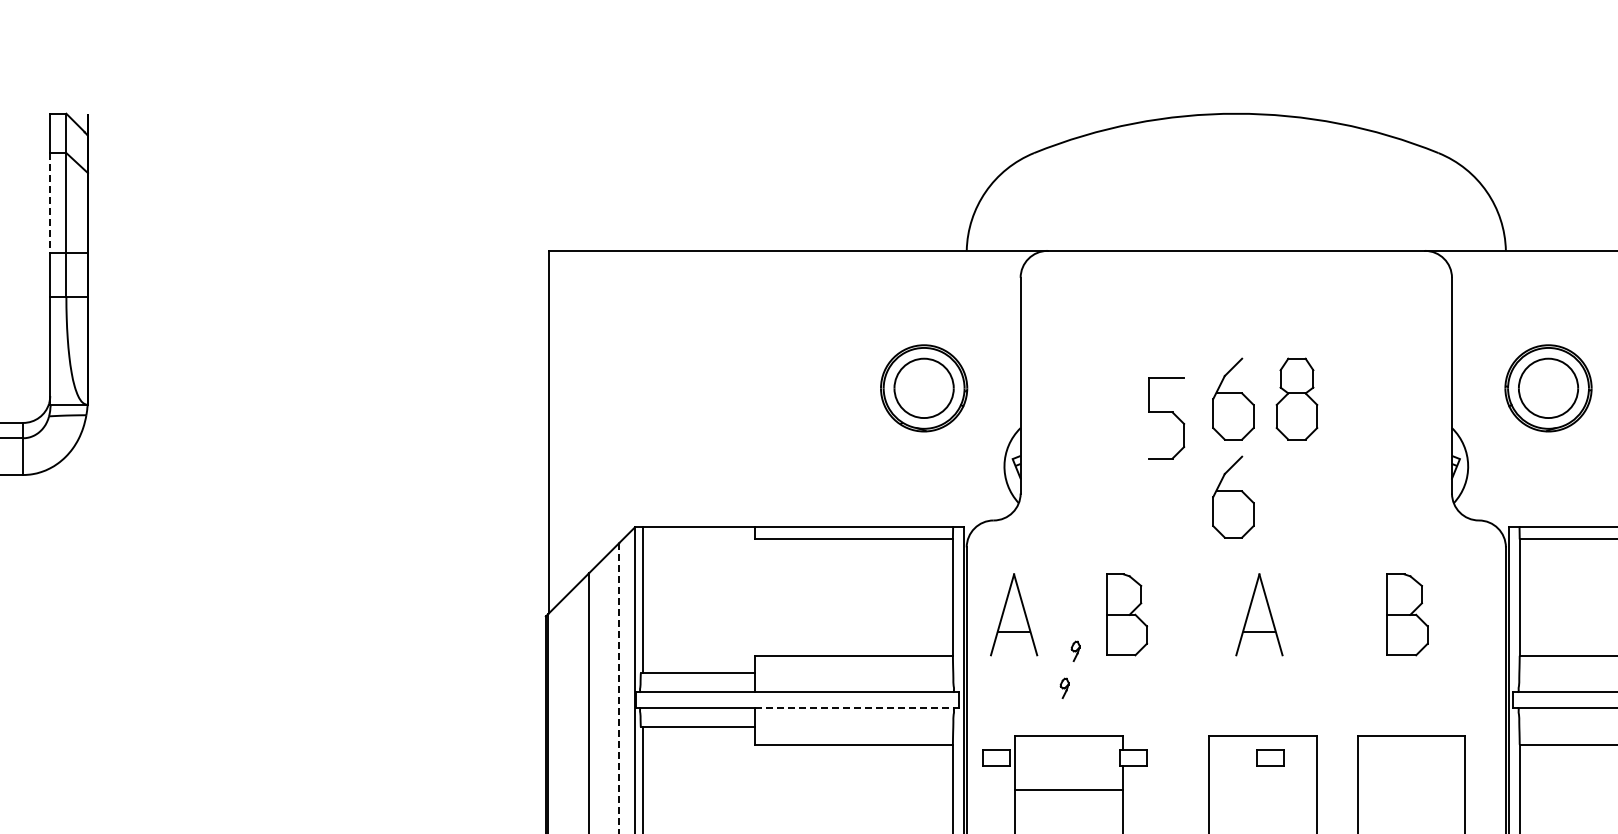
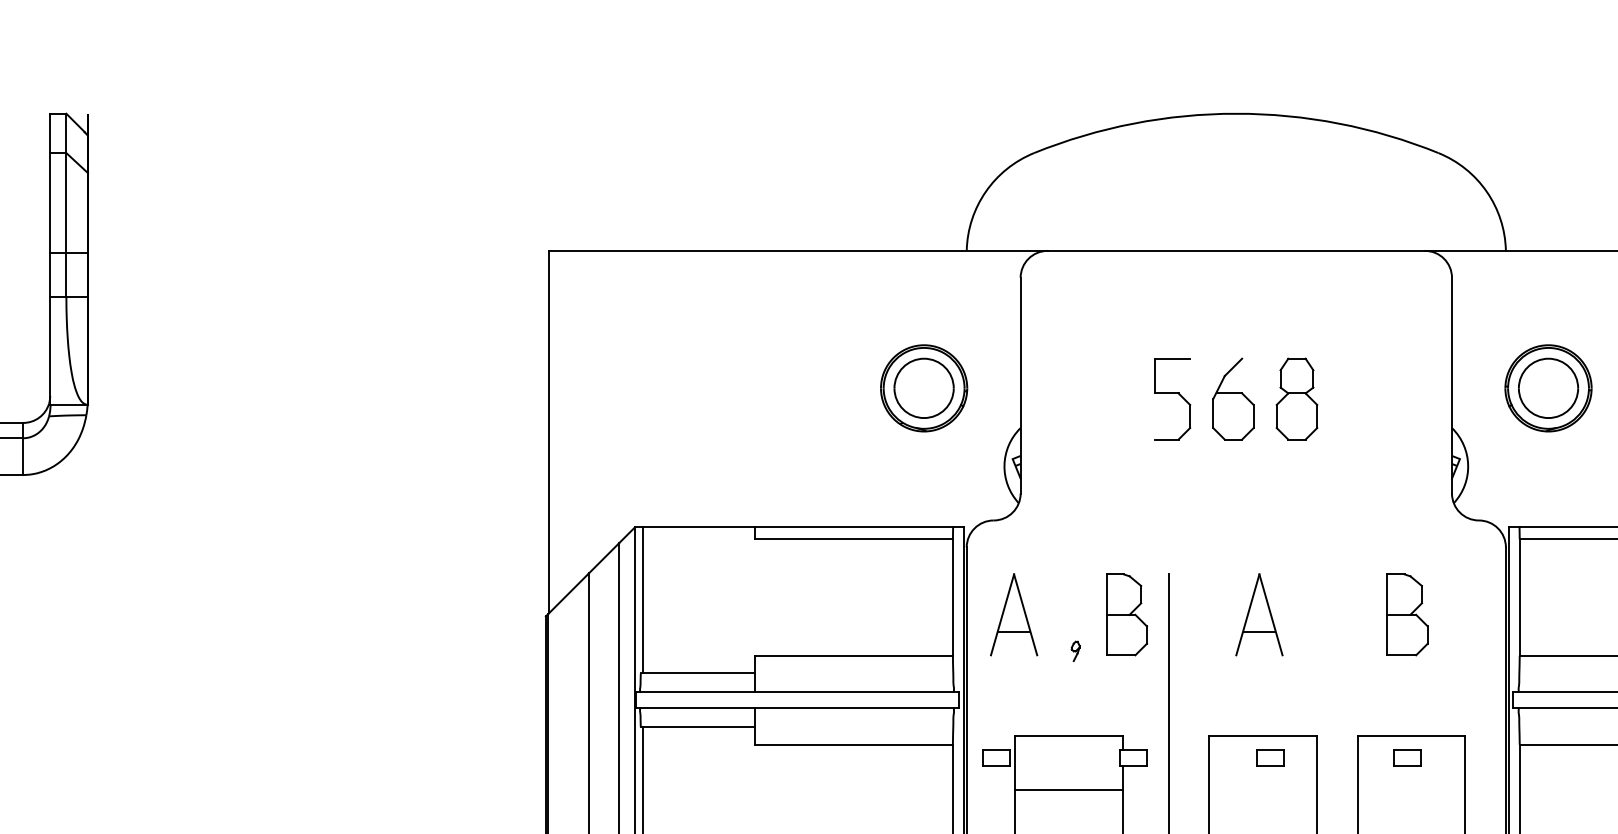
line: dashed -> solid (50, 203)
part position: (1166, 418) -> (1172, 399) (1172, 399)
part: present -> none (1233, 496)
part: present -> none (1064, 687)
line: dashed -> solid (619, 688)
line: none -> present (1168, 702)
line: dashed -> solid (854, 708)
part: none -> present (1407, 757)
